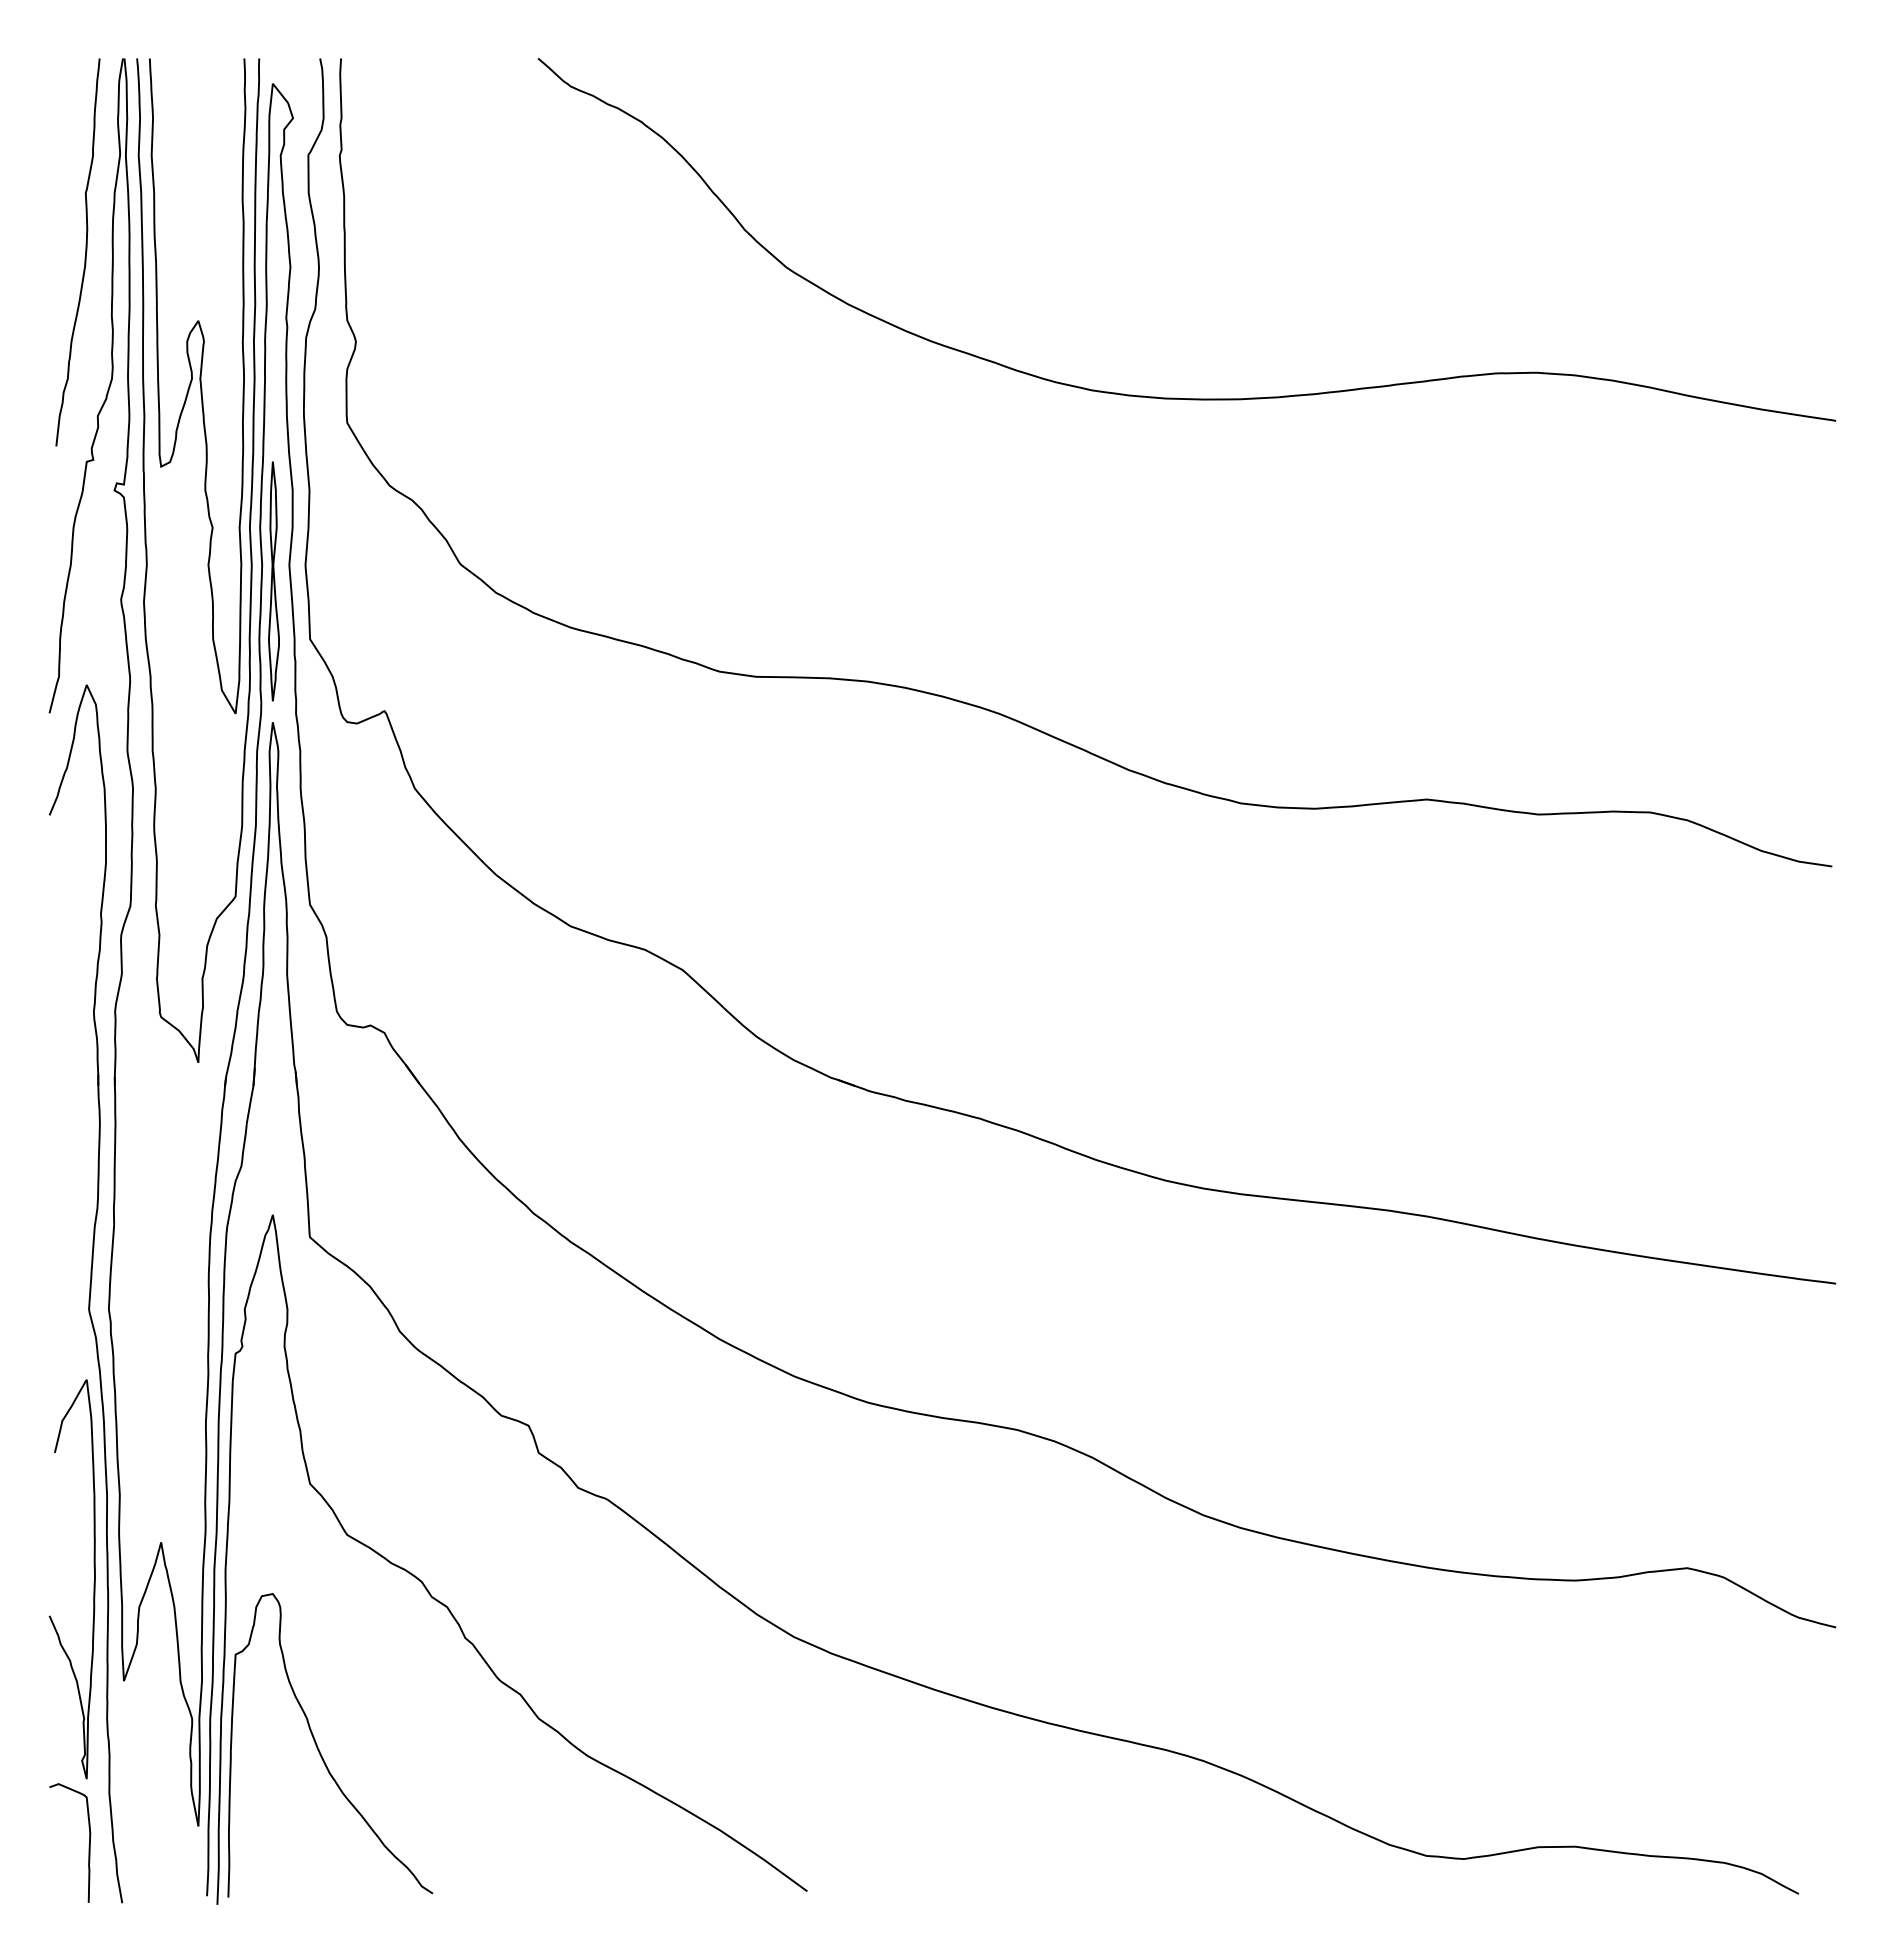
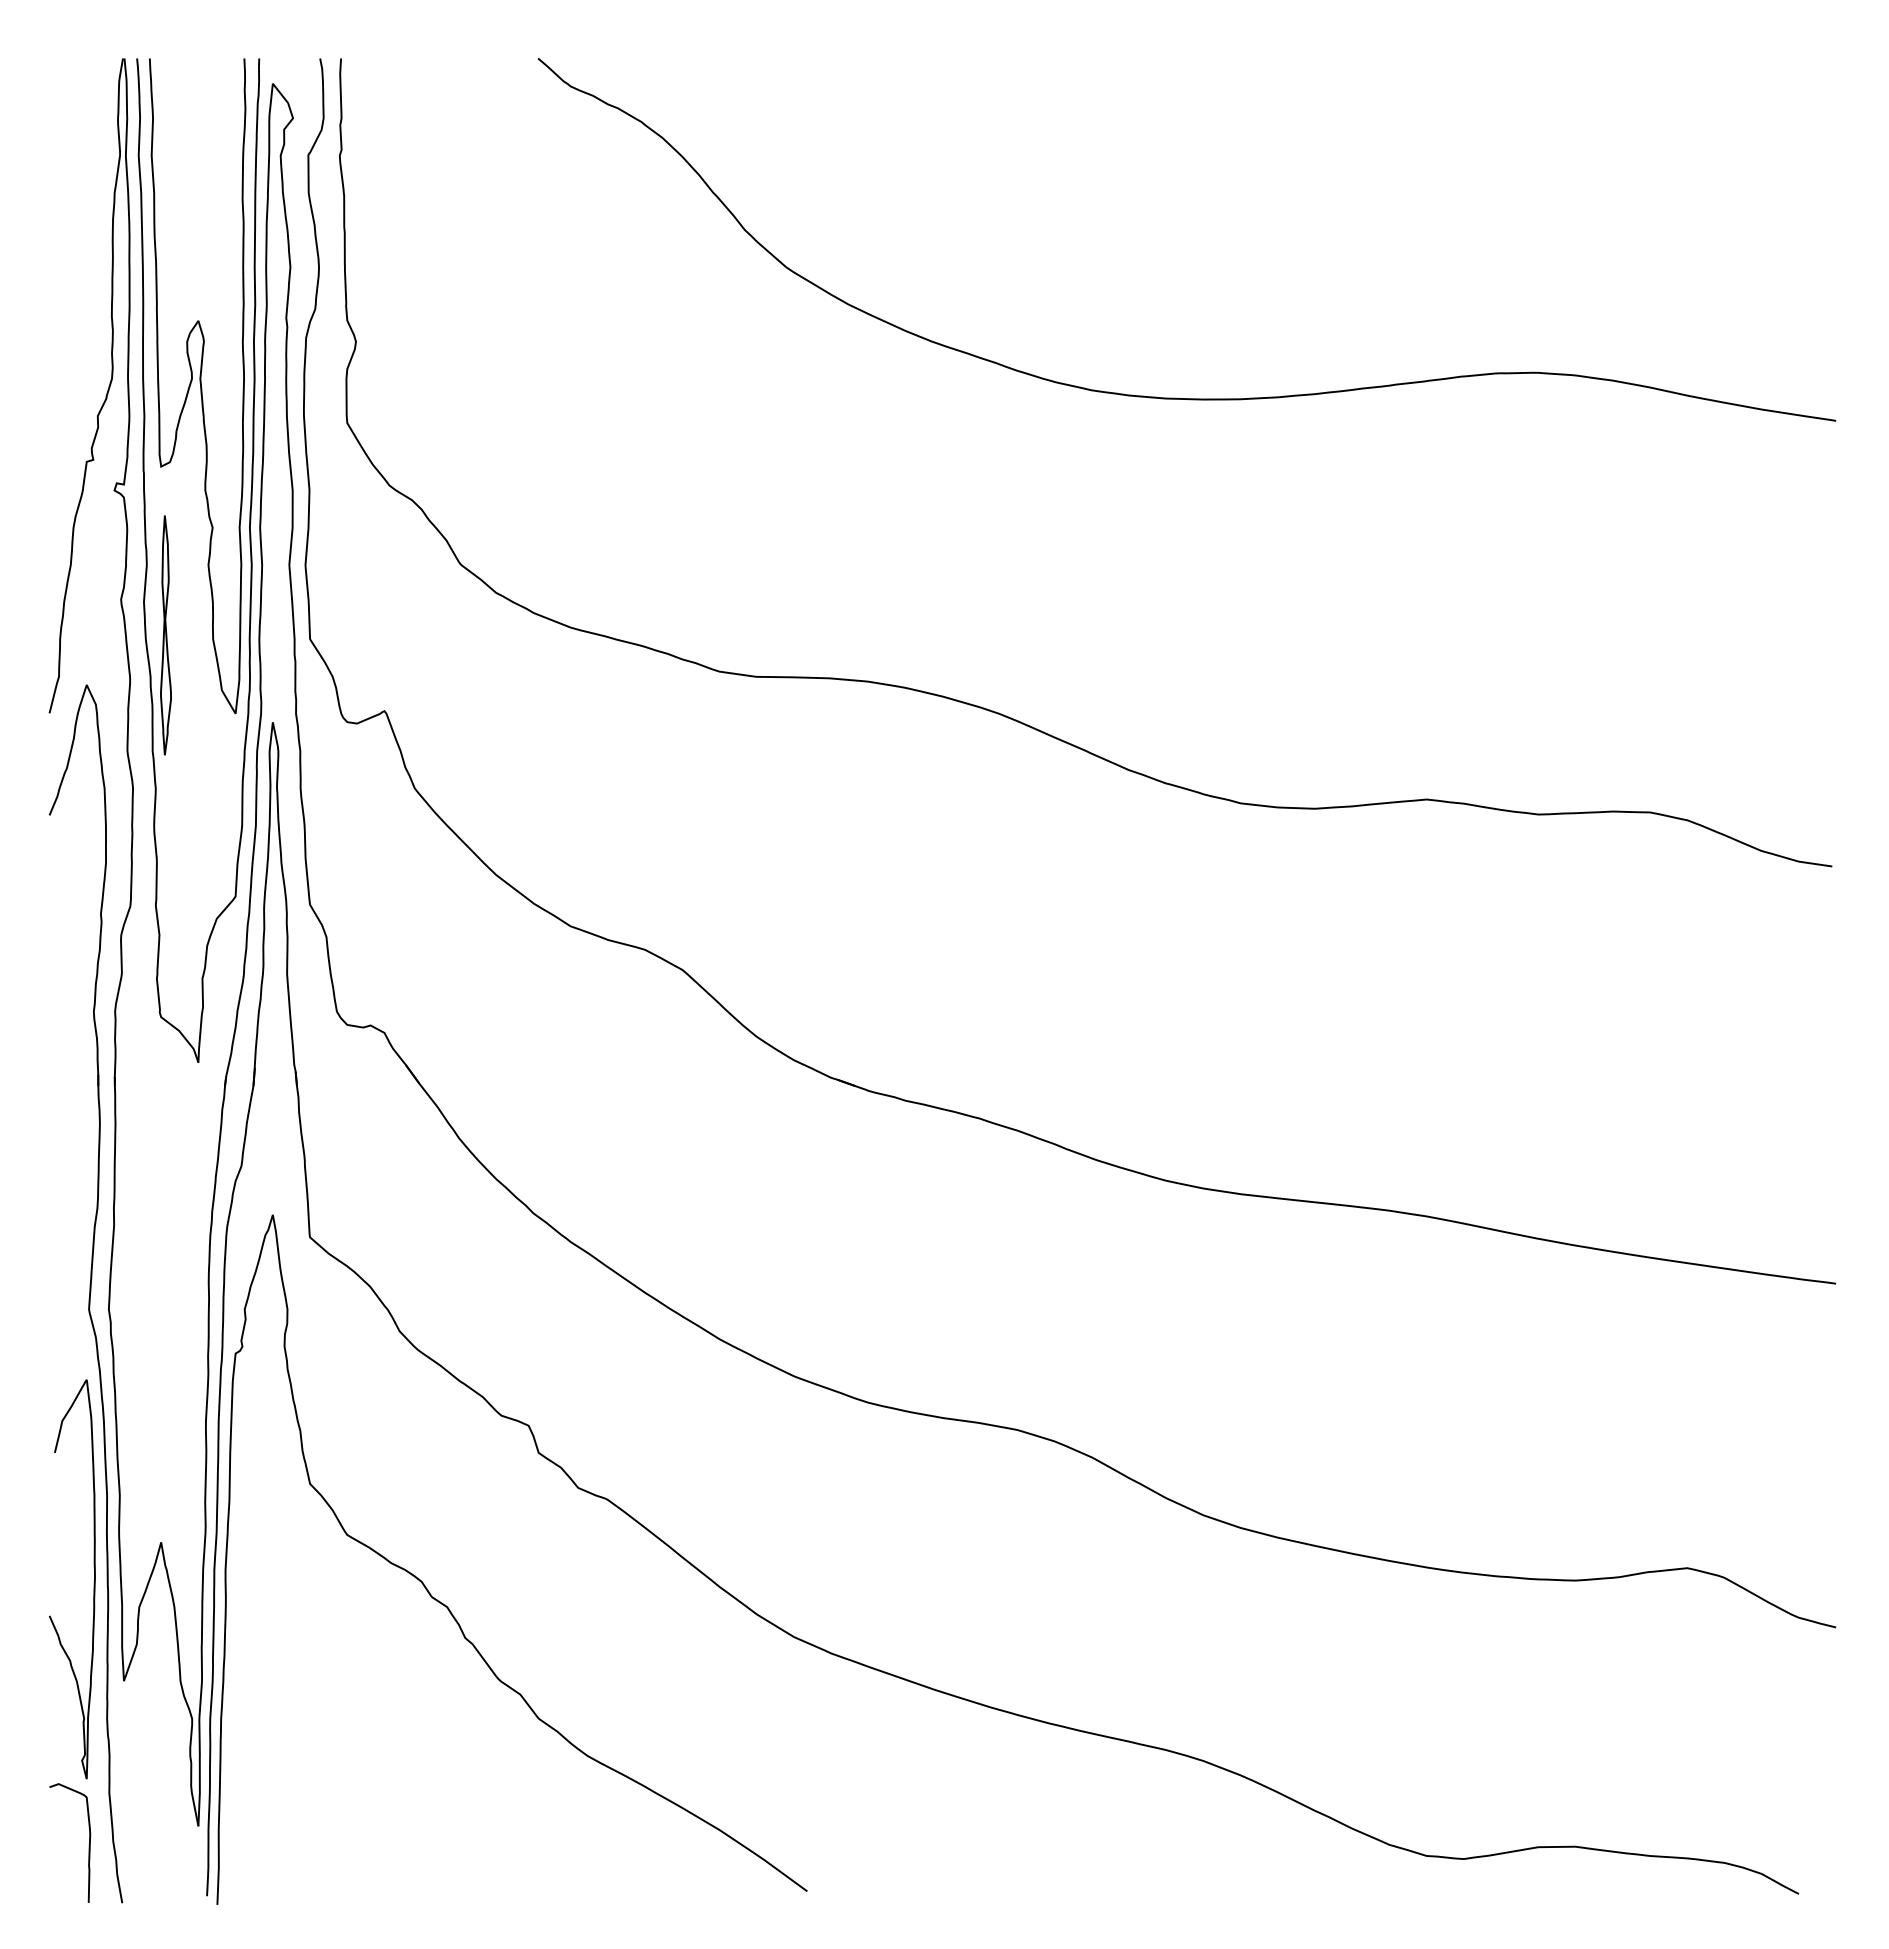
curve: present -> none (85, 252)
part position: (273, 581) -> (165, 635) (165, 635)
curve: present -> none (320, 1751)
